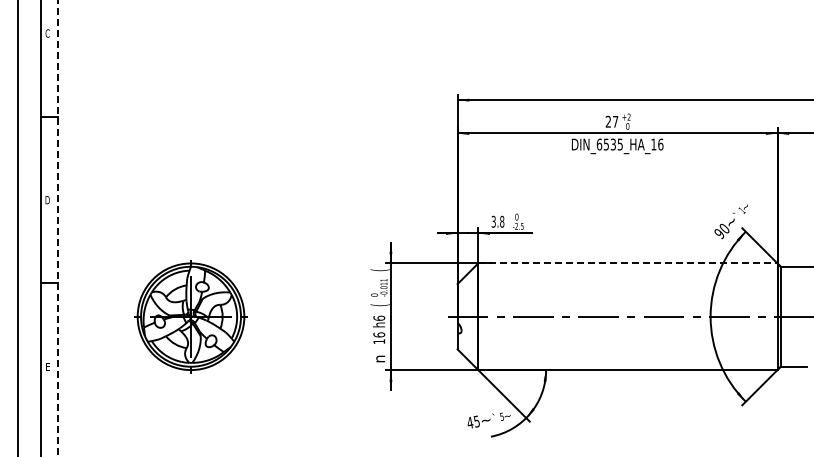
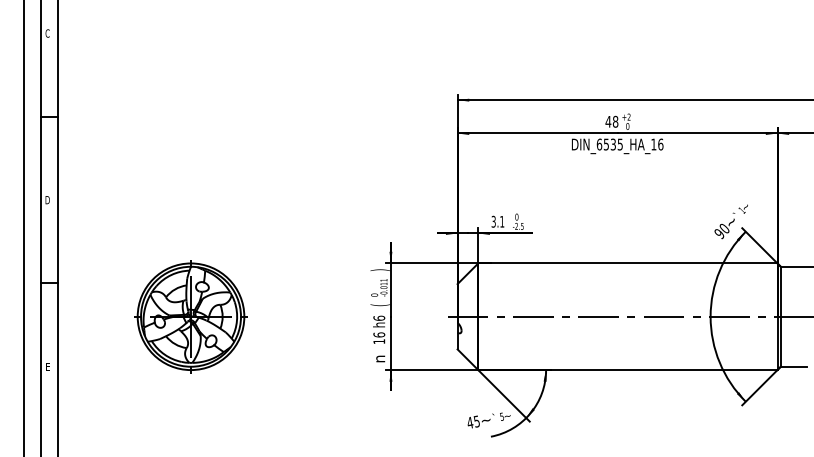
text: 27 -> 48 (611, 121)
text: 3.8 -> 3.1 (502, 221)
line position: (18, 227) -> (24, 227) (24, 227)
line: dashed -> solid (57, 228)
line: dashed -> solid (627, 263)
text: ( -> ) (379, 270)
